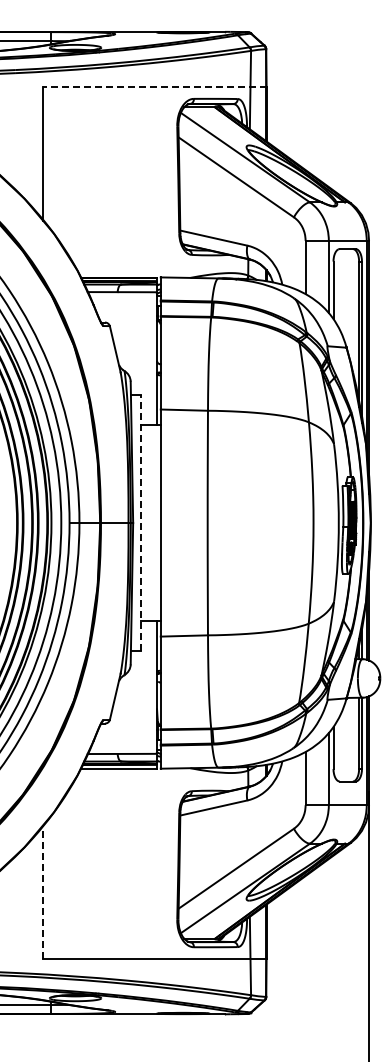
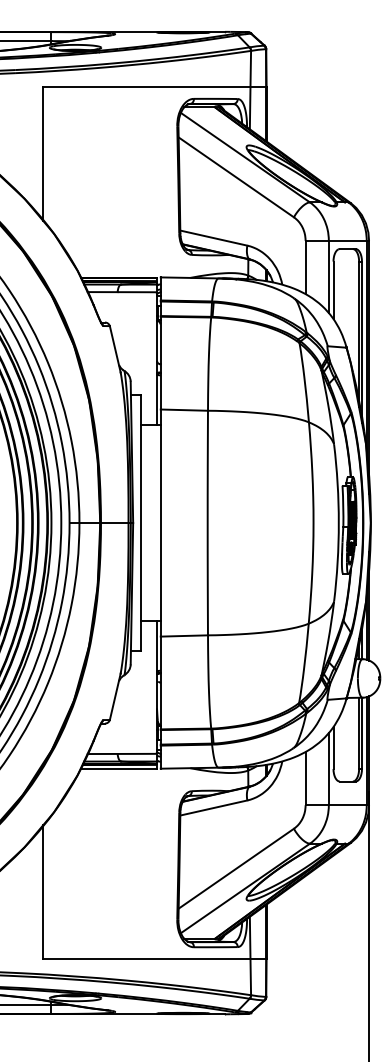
line: dashed -> solid (154, 86)
line: dashed -> solid (140, 523)
line: dashed -> solid (42, 892)
